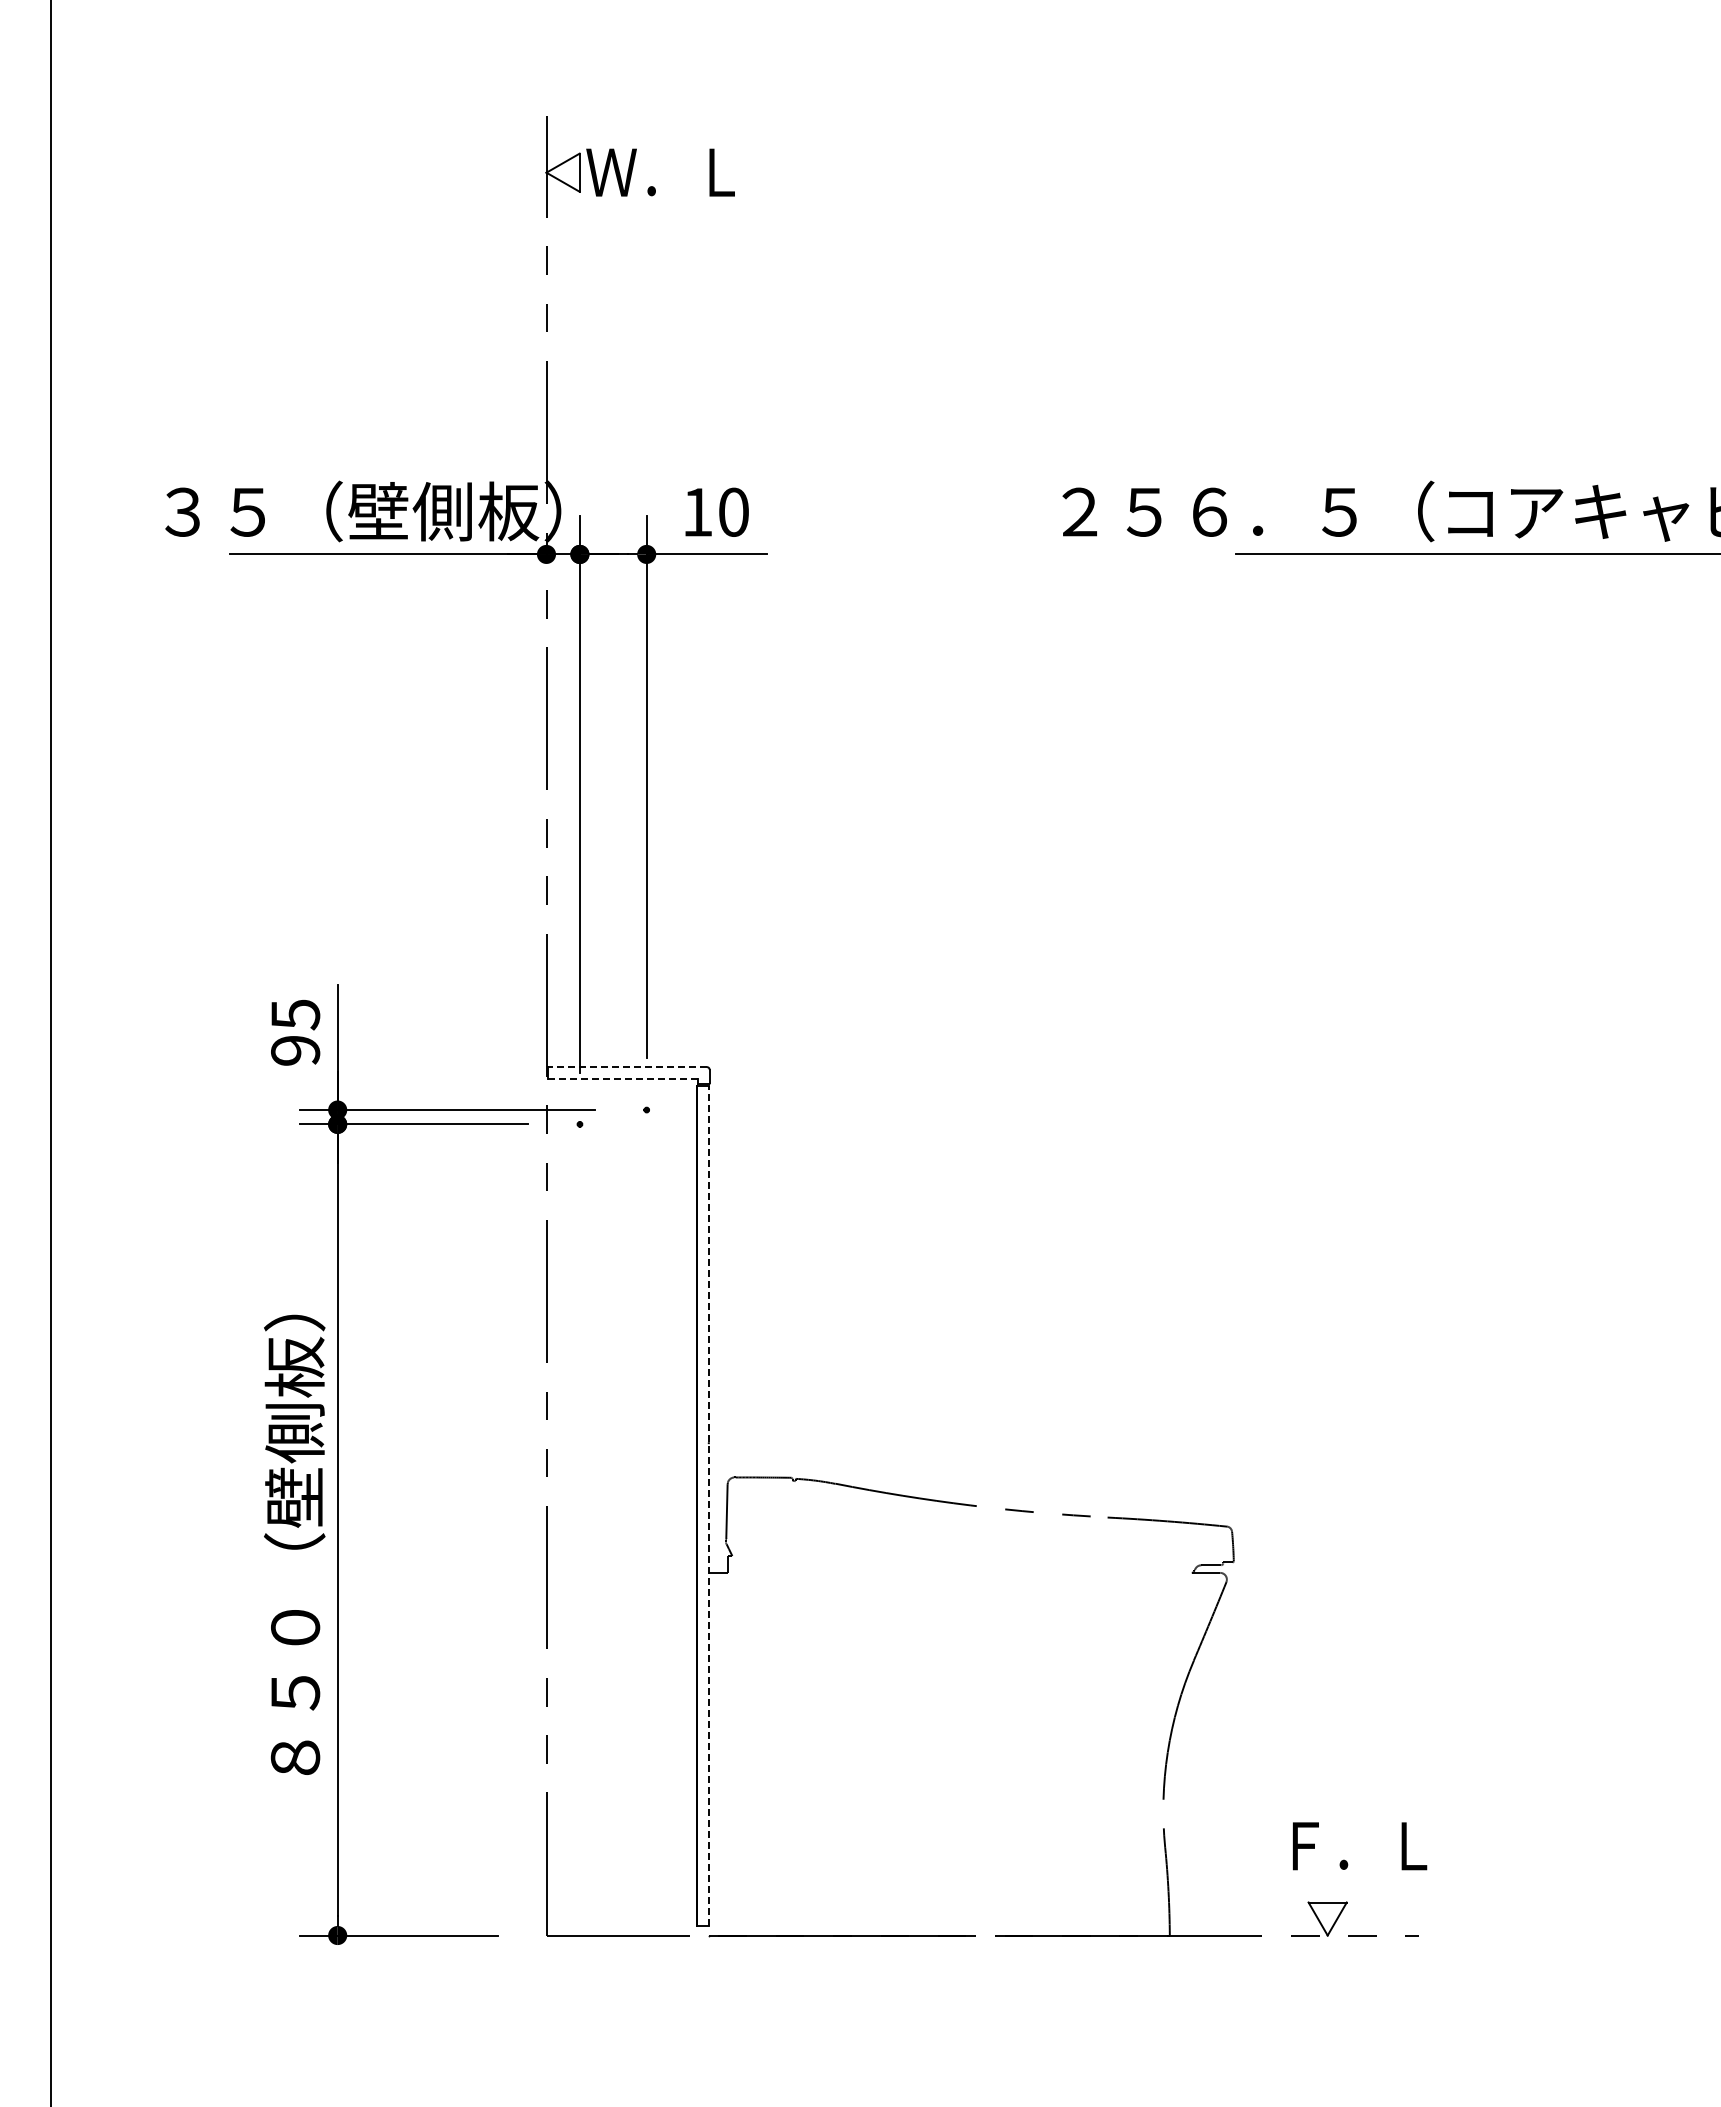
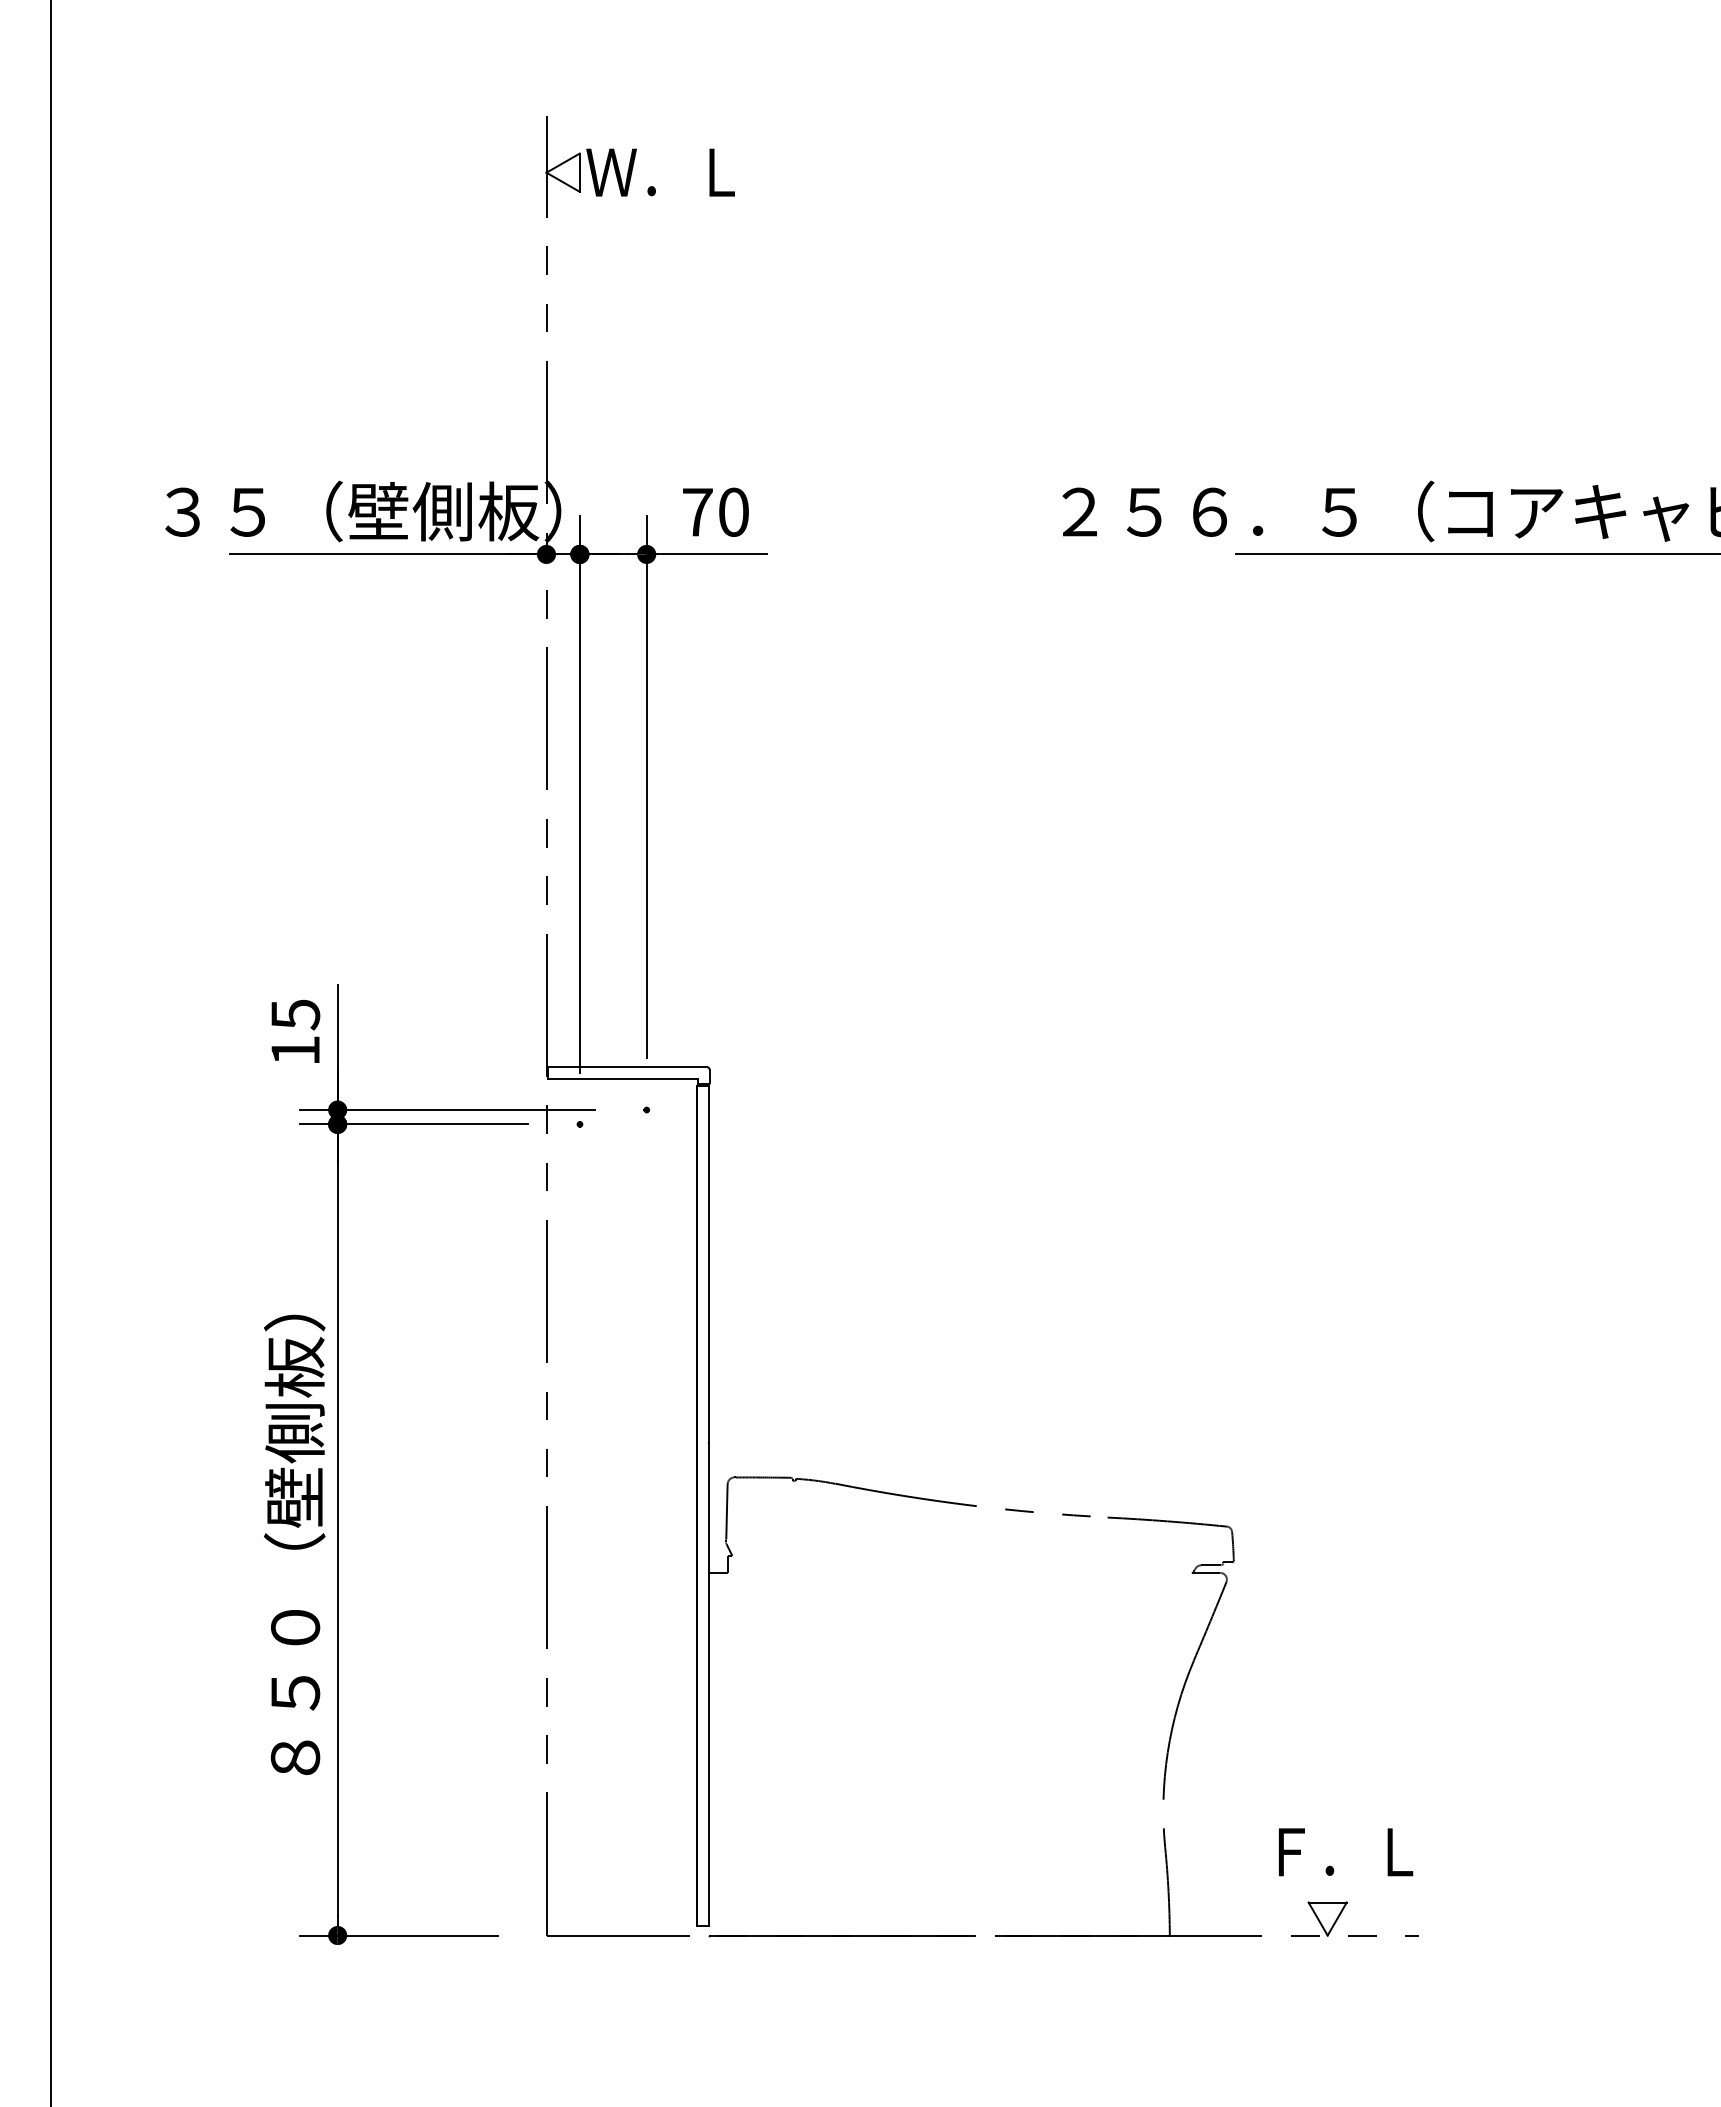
text: 10 -> 70 (697, 512)
text: 95 -> 15 (295, 1050)
line: dashed -> solid (627, 1067)
line: dashed -> solid (623, 1078)
line: dashed -> solid (708, 1506)
text position: (1360, 1846) -> (1346, 1852) (1346, 1852)
